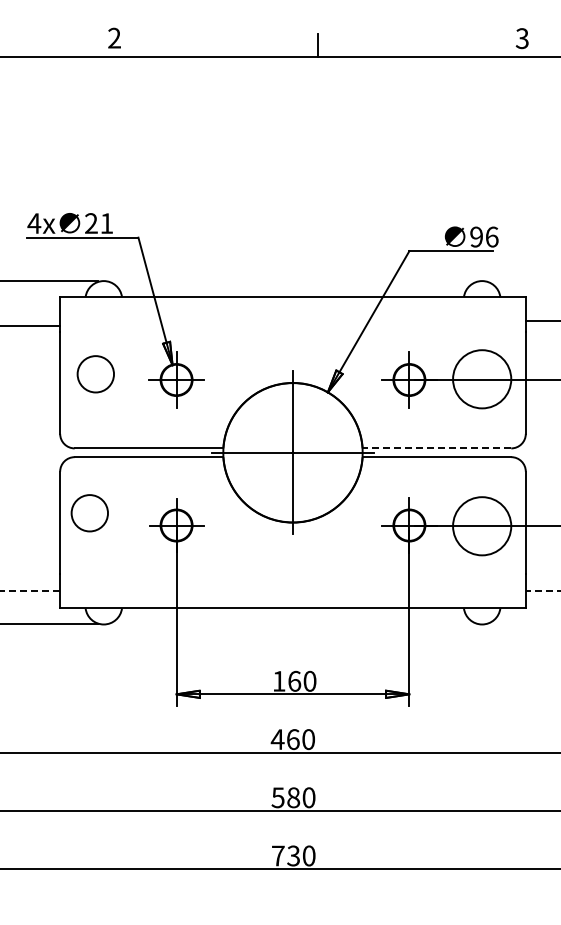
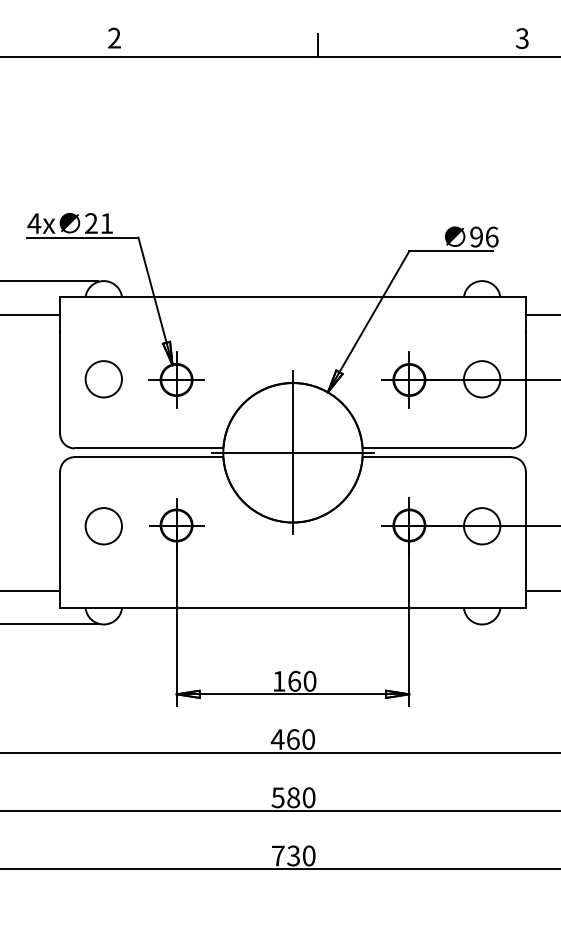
line position: (541, 320) -> (541, 314) (541, 314)
line position: (31, 325) -> (31, 314) (31, 314)
circle position: (95, 374) -> (103, 379) (103, 379)
circle diameter: 58 px -> 36 px (481, 379)
line: dashed -> solid (436, 448)
circle position: (89, 513) -> (103, 526) (103, 526)
circle diameter: 58 px -> 36 px (481, 526)
line: dashed -> solid (30, 591)
line: dashed -> solid (542, 591)
